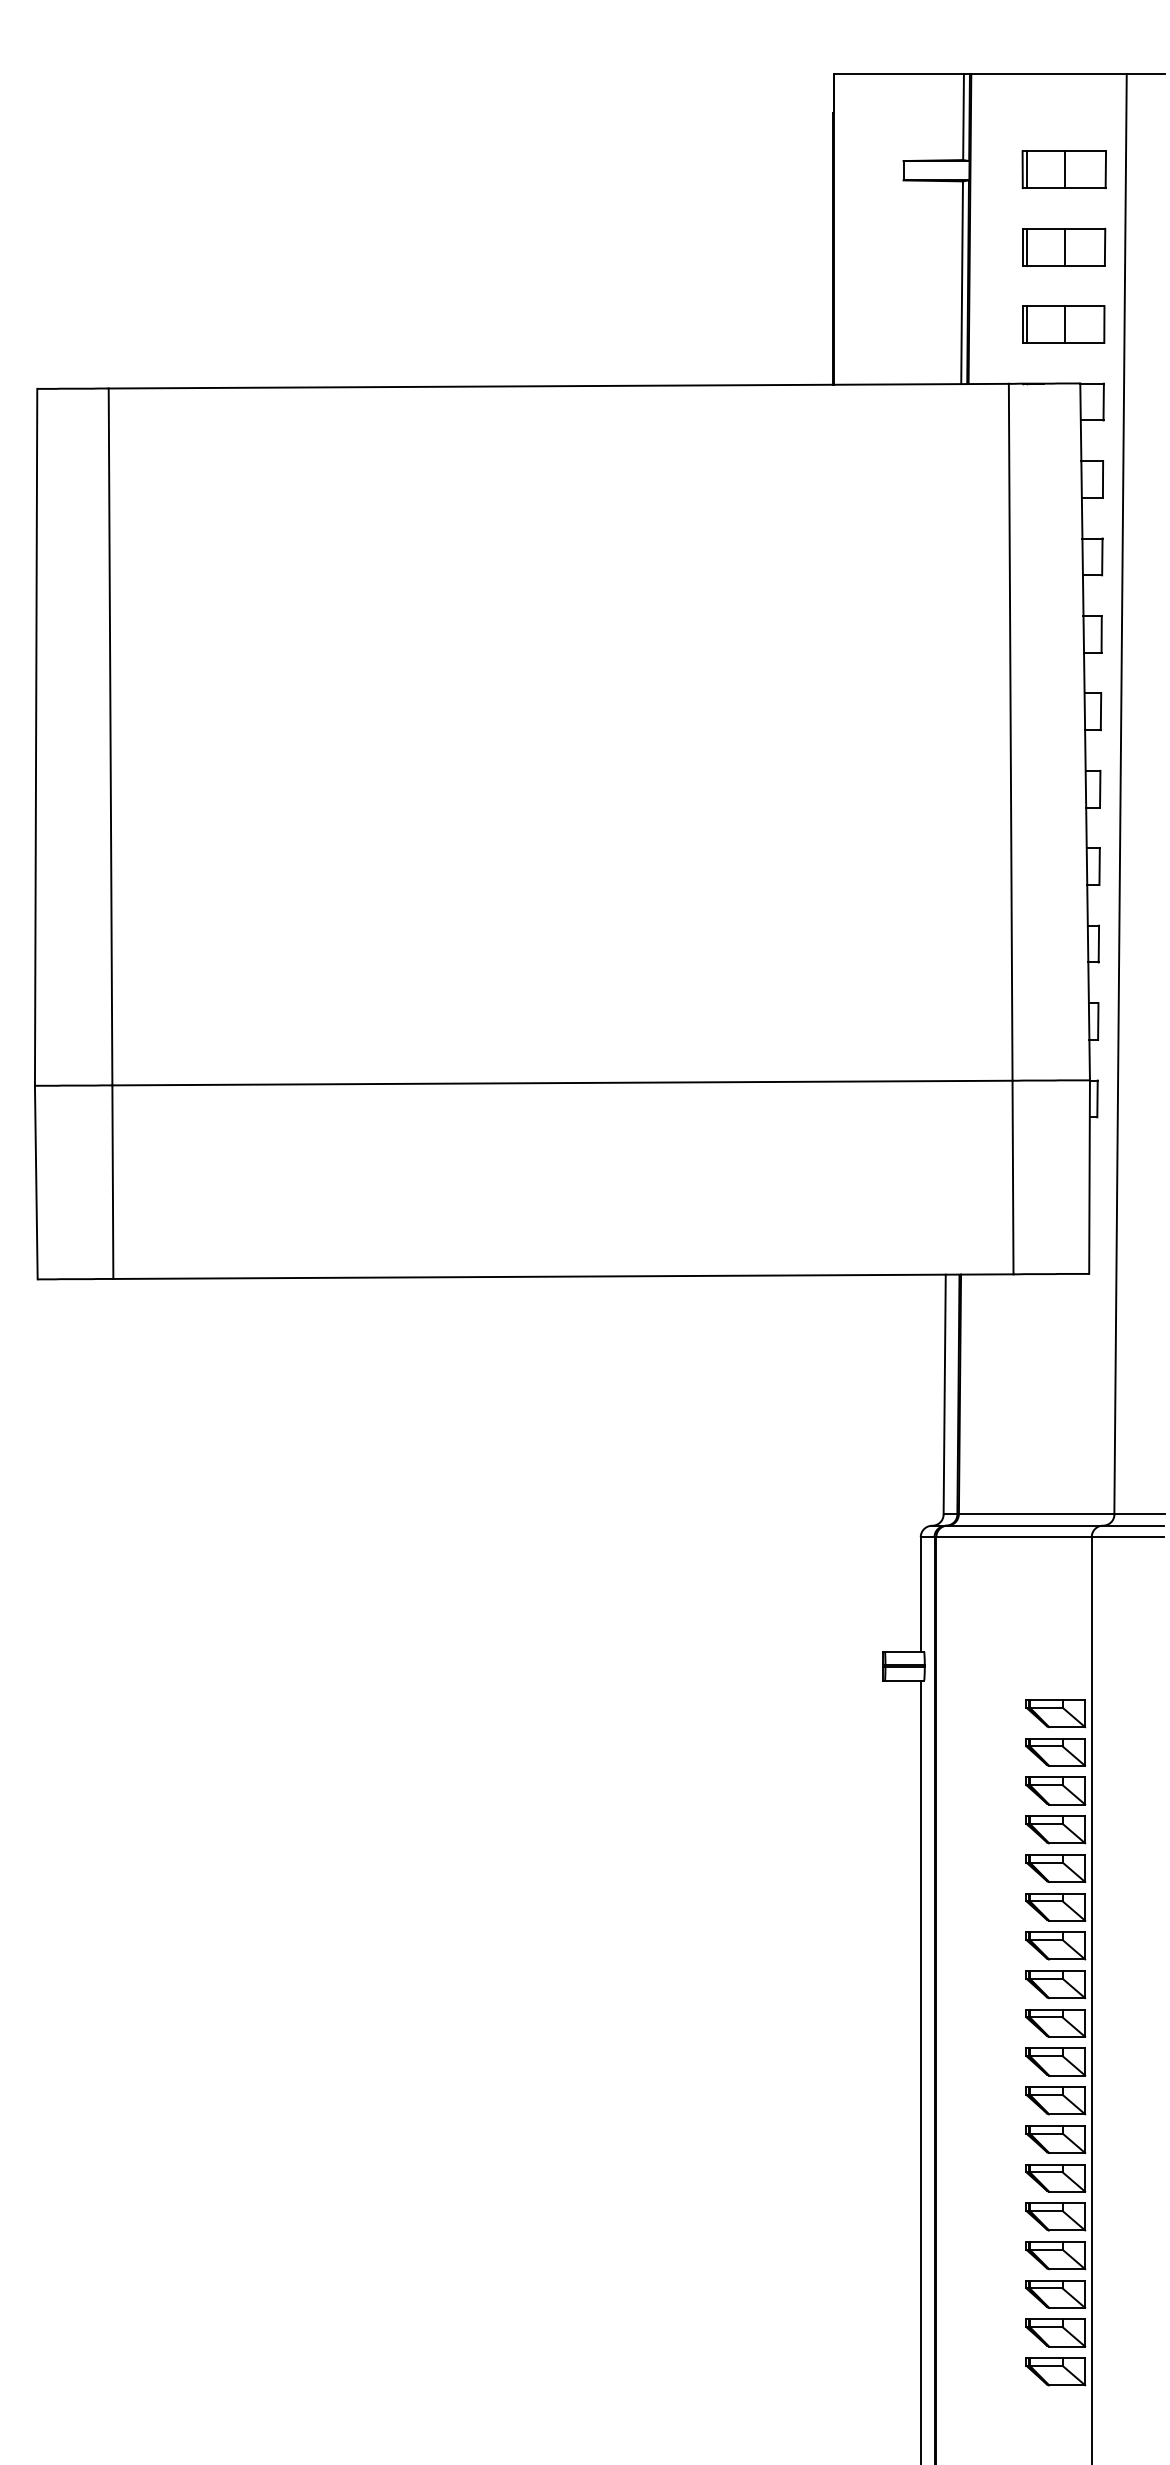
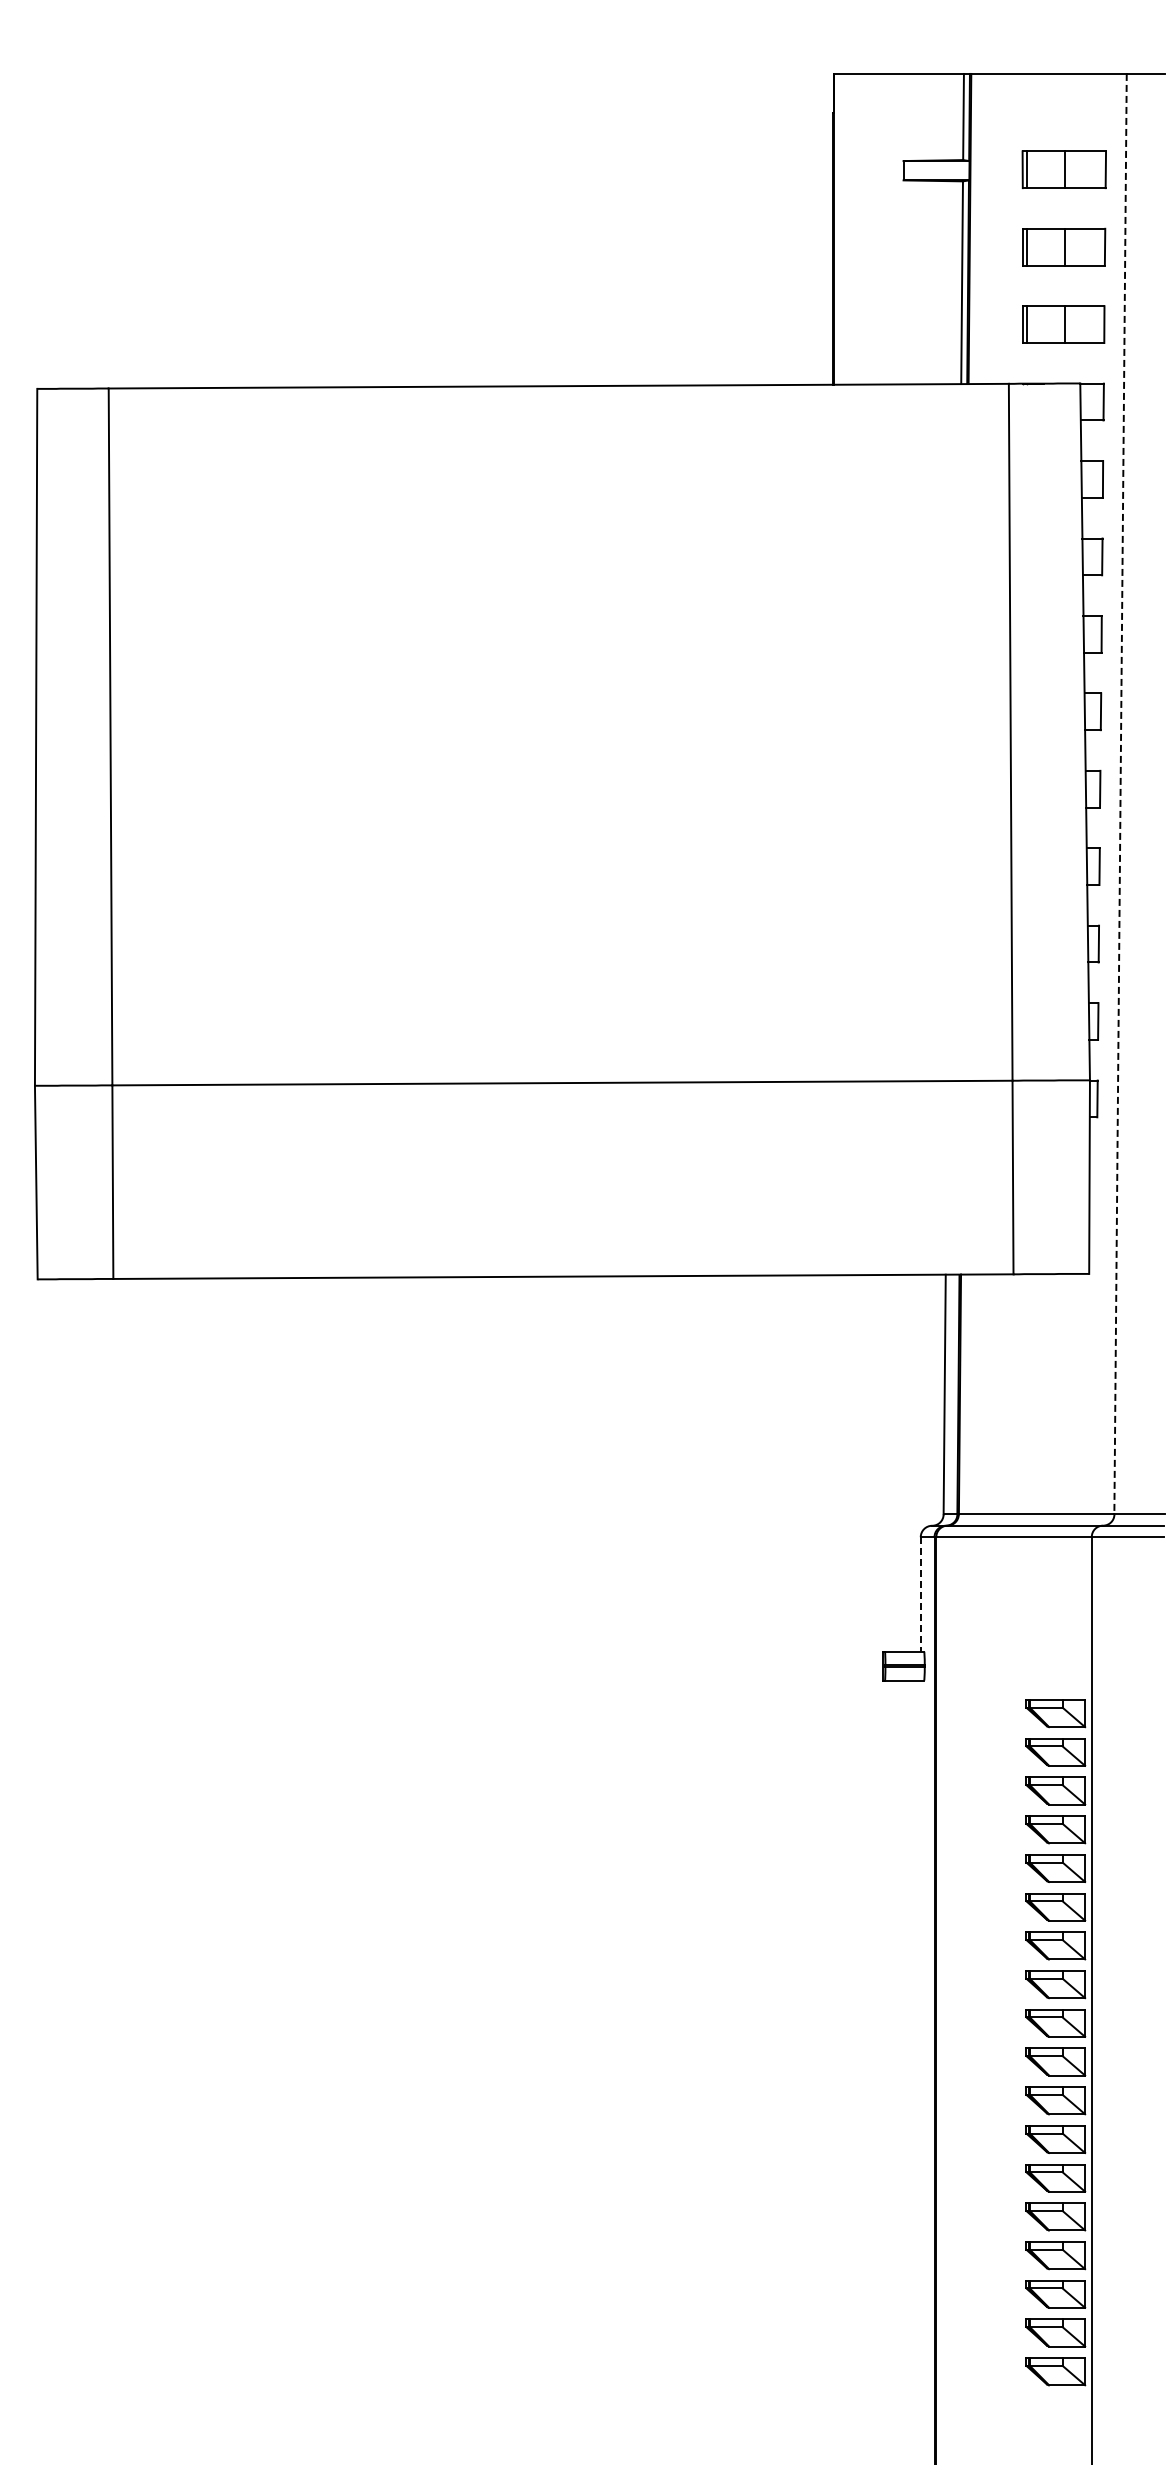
line: solid -> dashed (1120, 794)
line: solid -> dashed (920, 1594)
line: present -> none (920, 2070)
